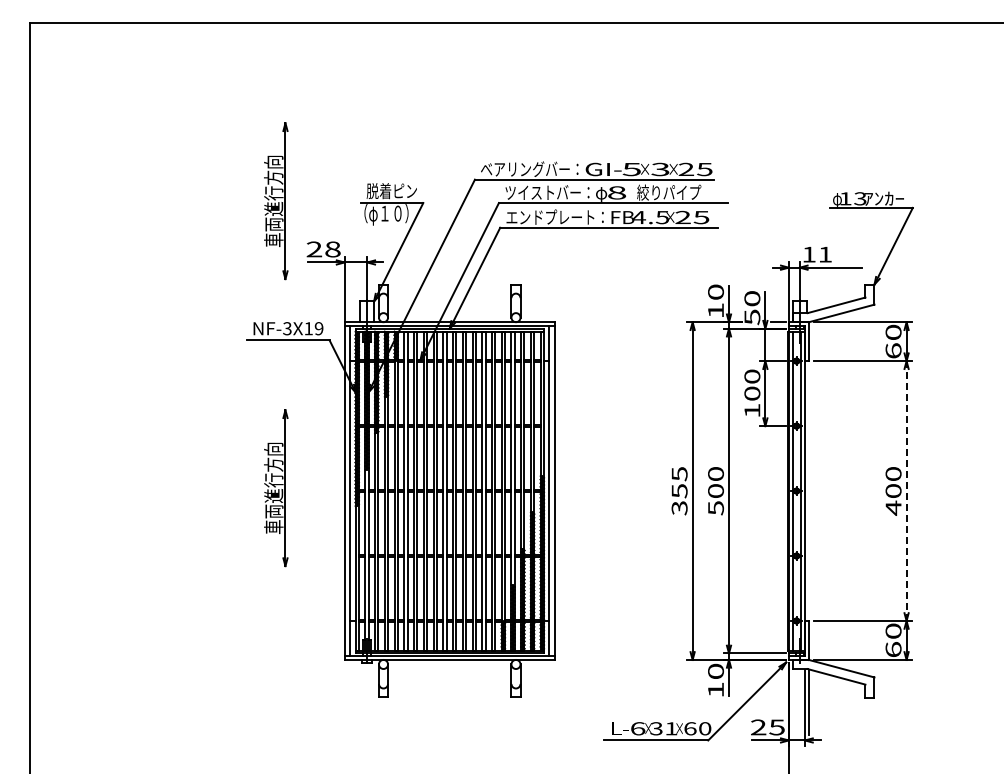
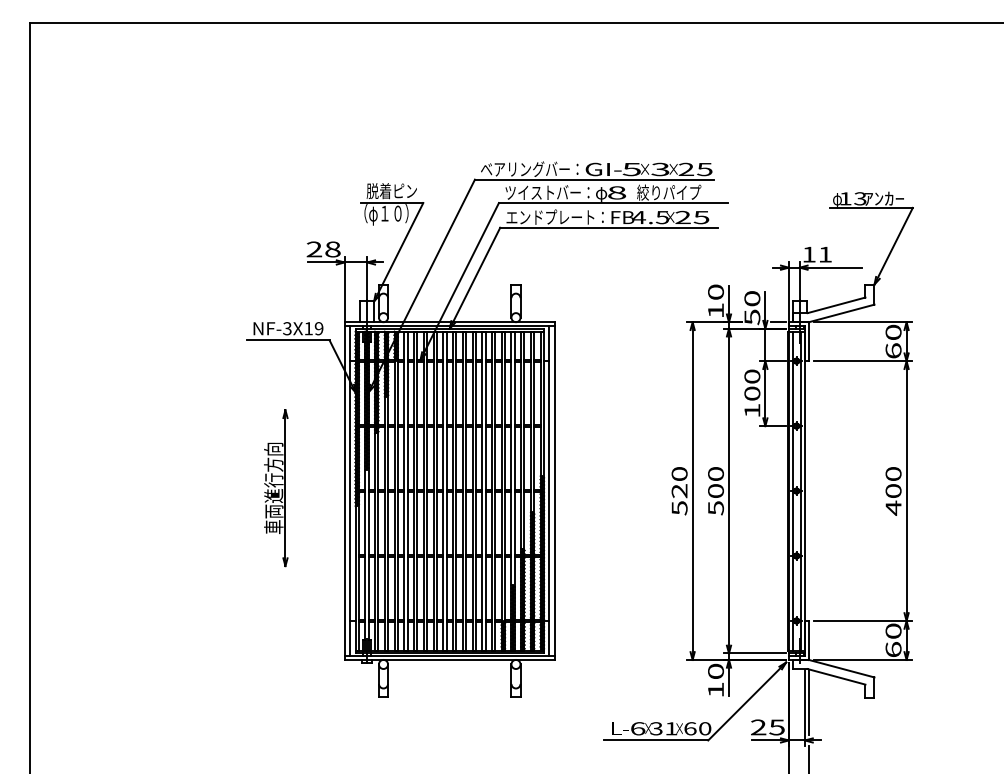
part: present -> none (276, 201)
text: 355 -> 520 (679, 490)
line: dashed -> solid (906, 491)
line: none -> present (808, 757)
